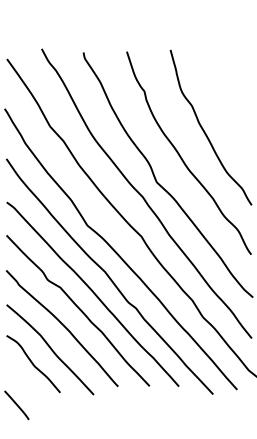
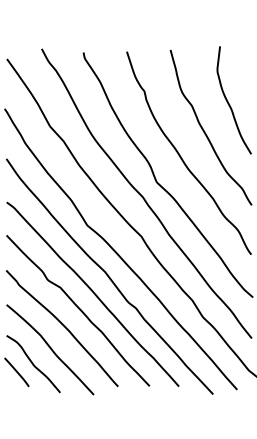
curve: none -> present (229, 103)
line position: (16, 405) -> (16, 372) (16, 372)
